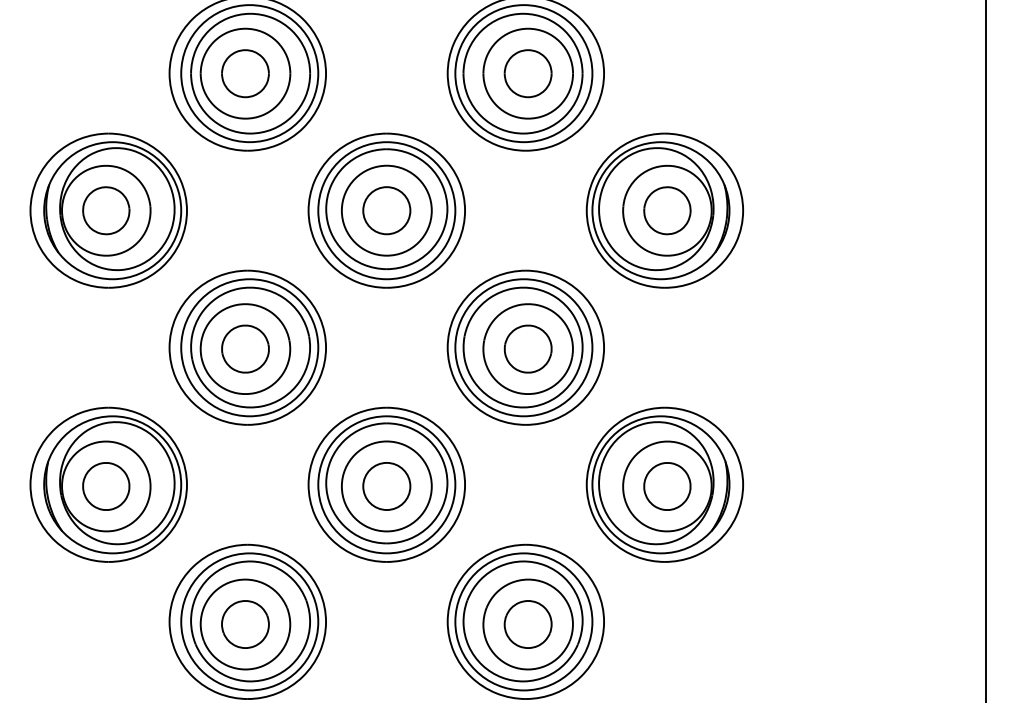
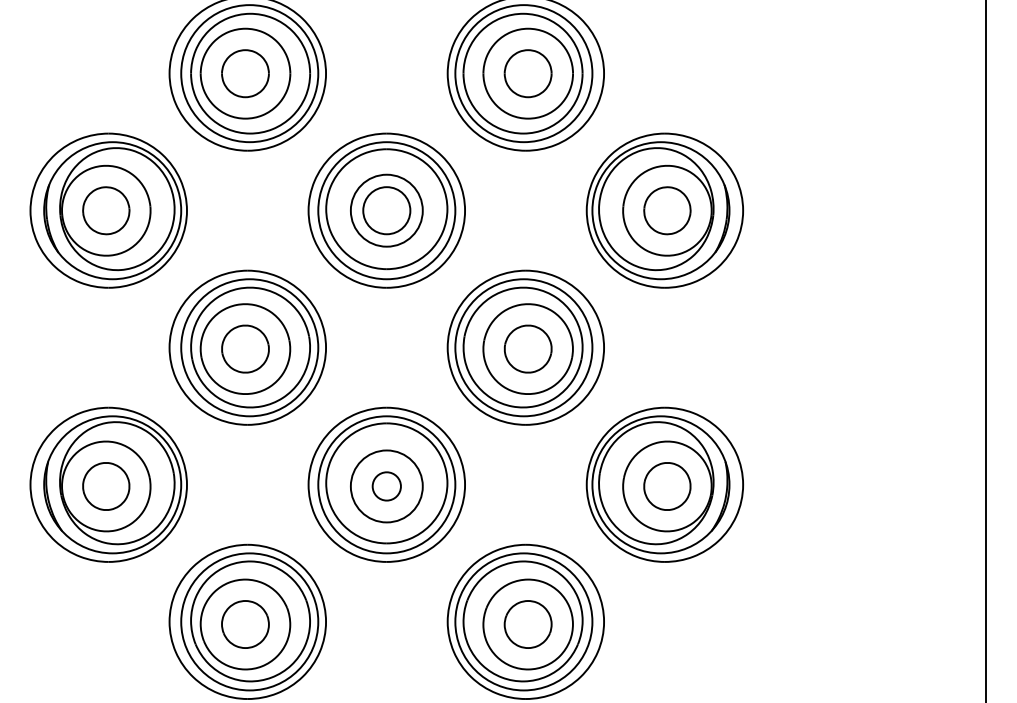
circle diameter: 90 px -> 72 px (386, 210)
circle diameter: 47 px -> 28 px (386, 486)
circle diameter: 90 px -> 72 px (386, 486)
